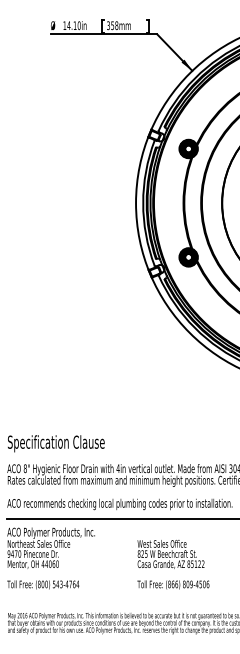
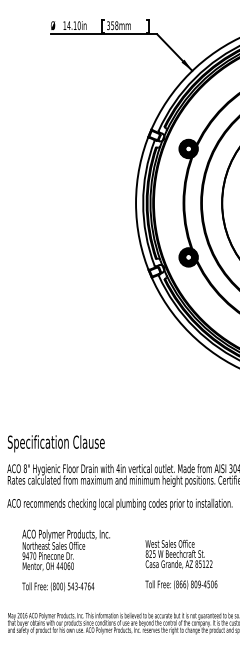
line: present -> none (121, 519)
text position: (50, 558) -> (65, 560) (65, 560)
text position: (173, 564) -> (181, 564) (181, 564)
